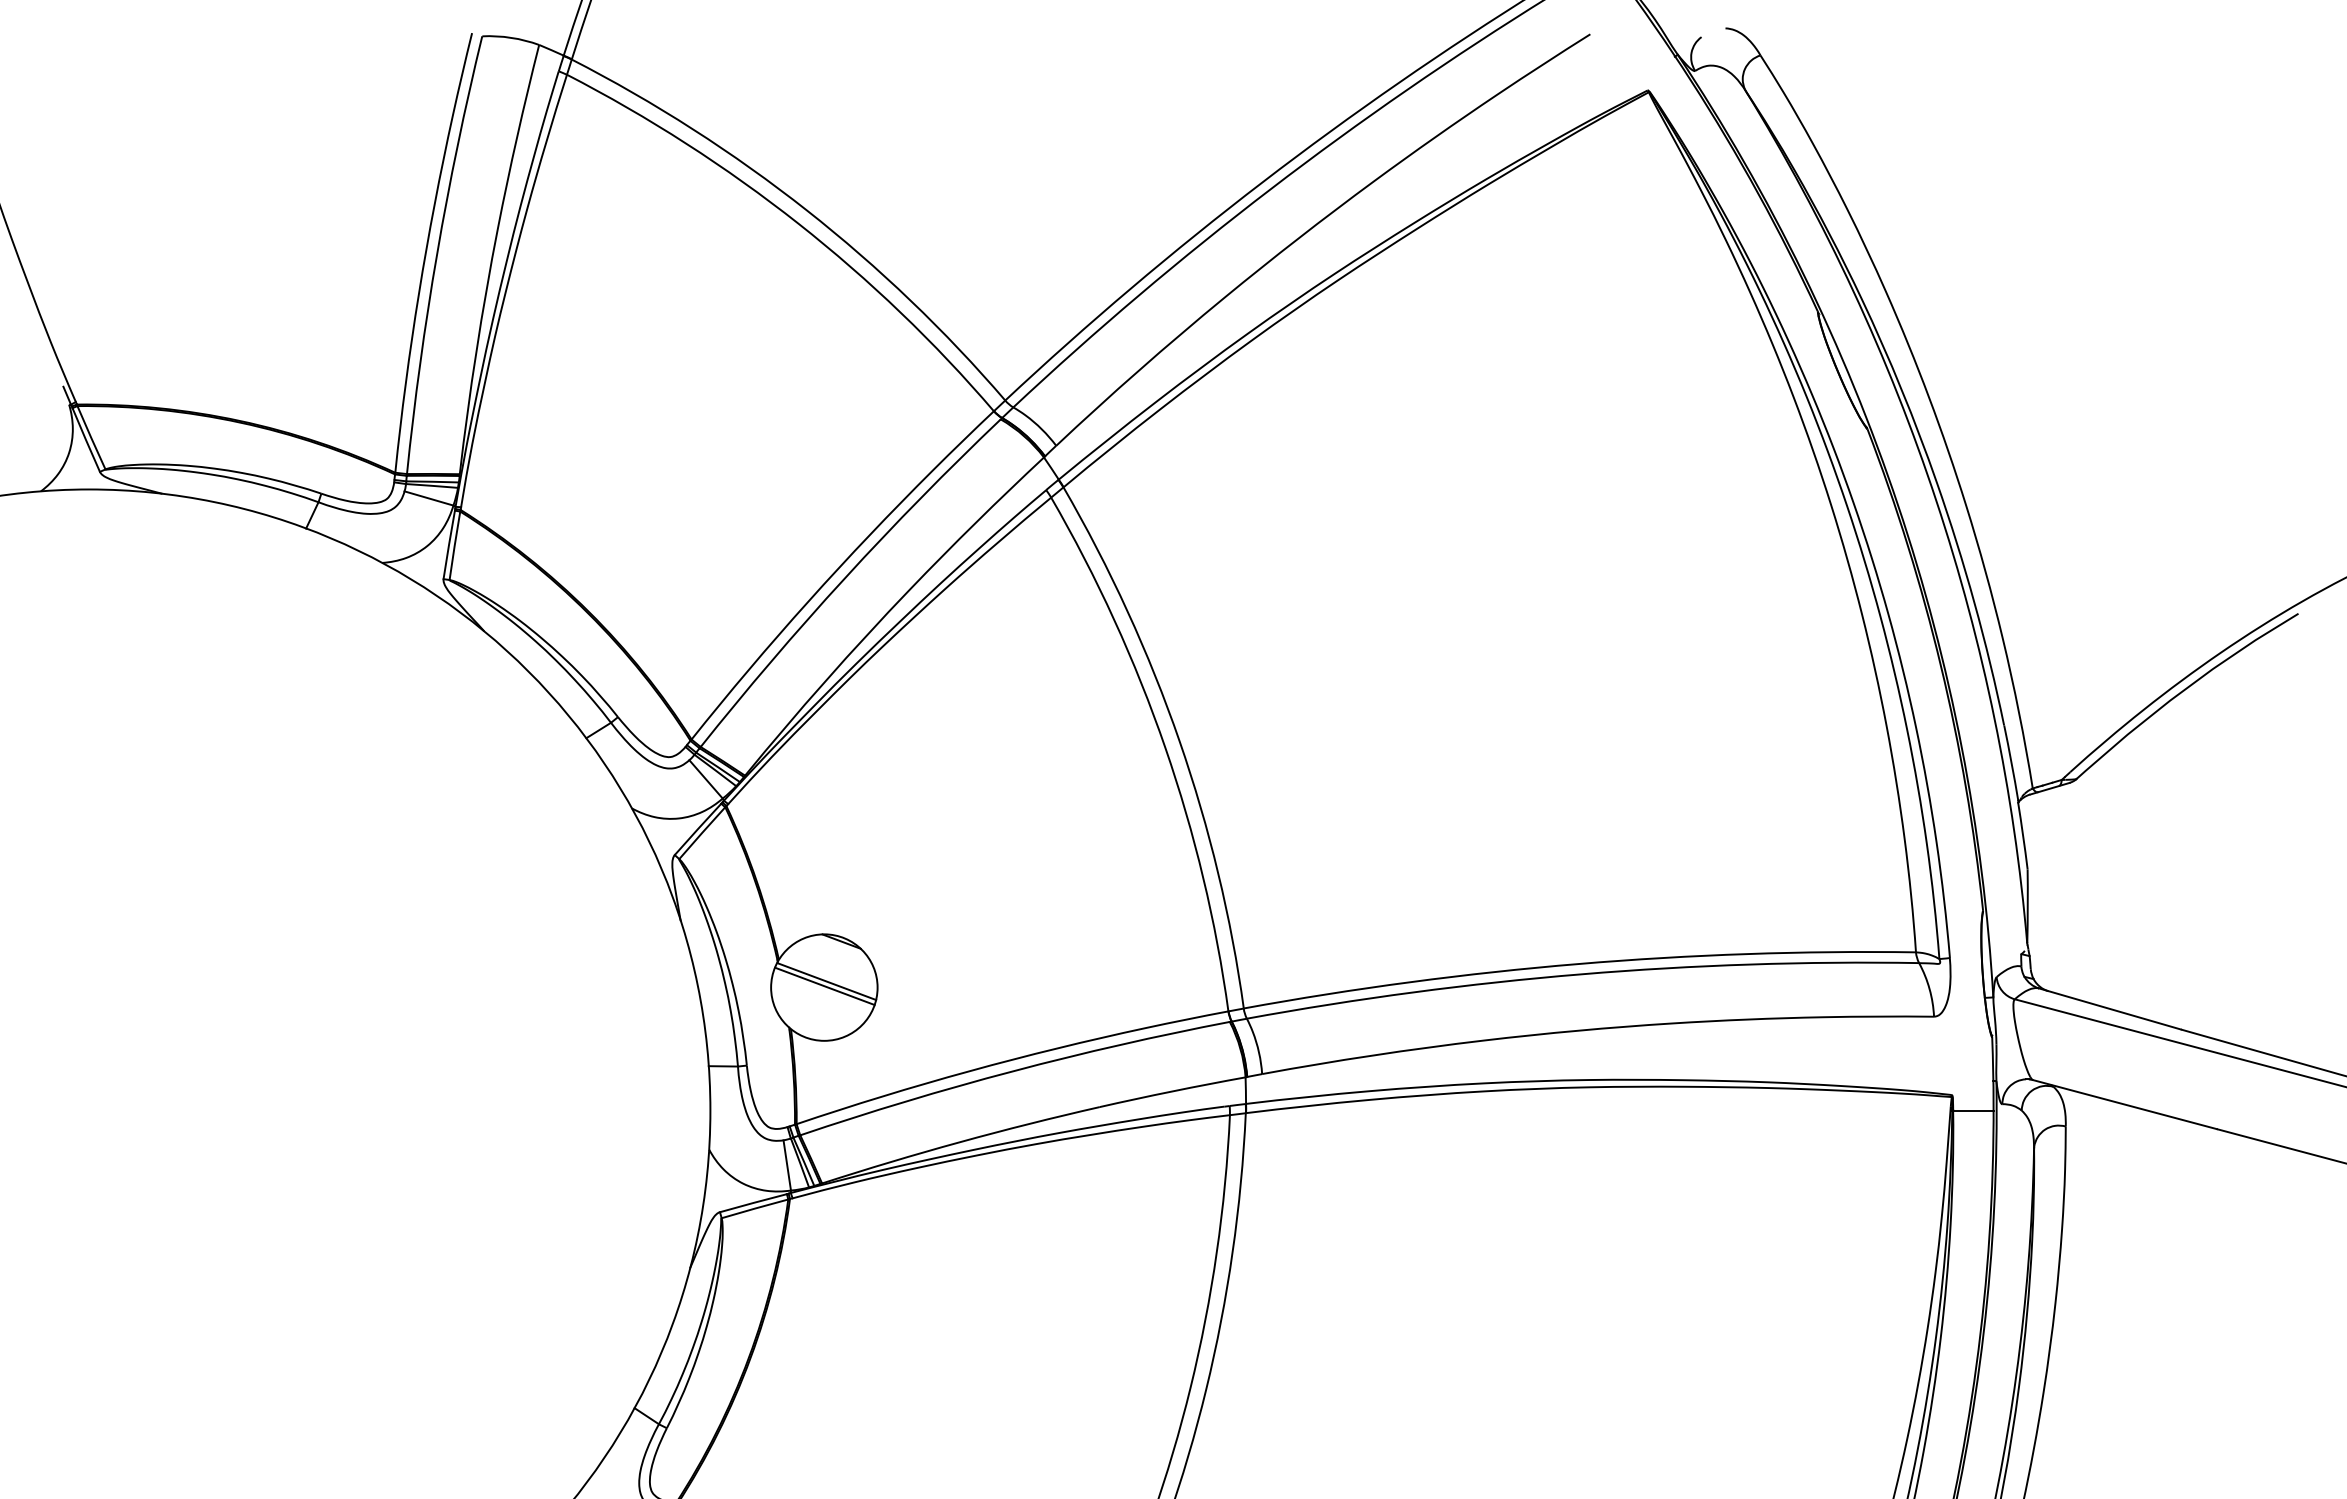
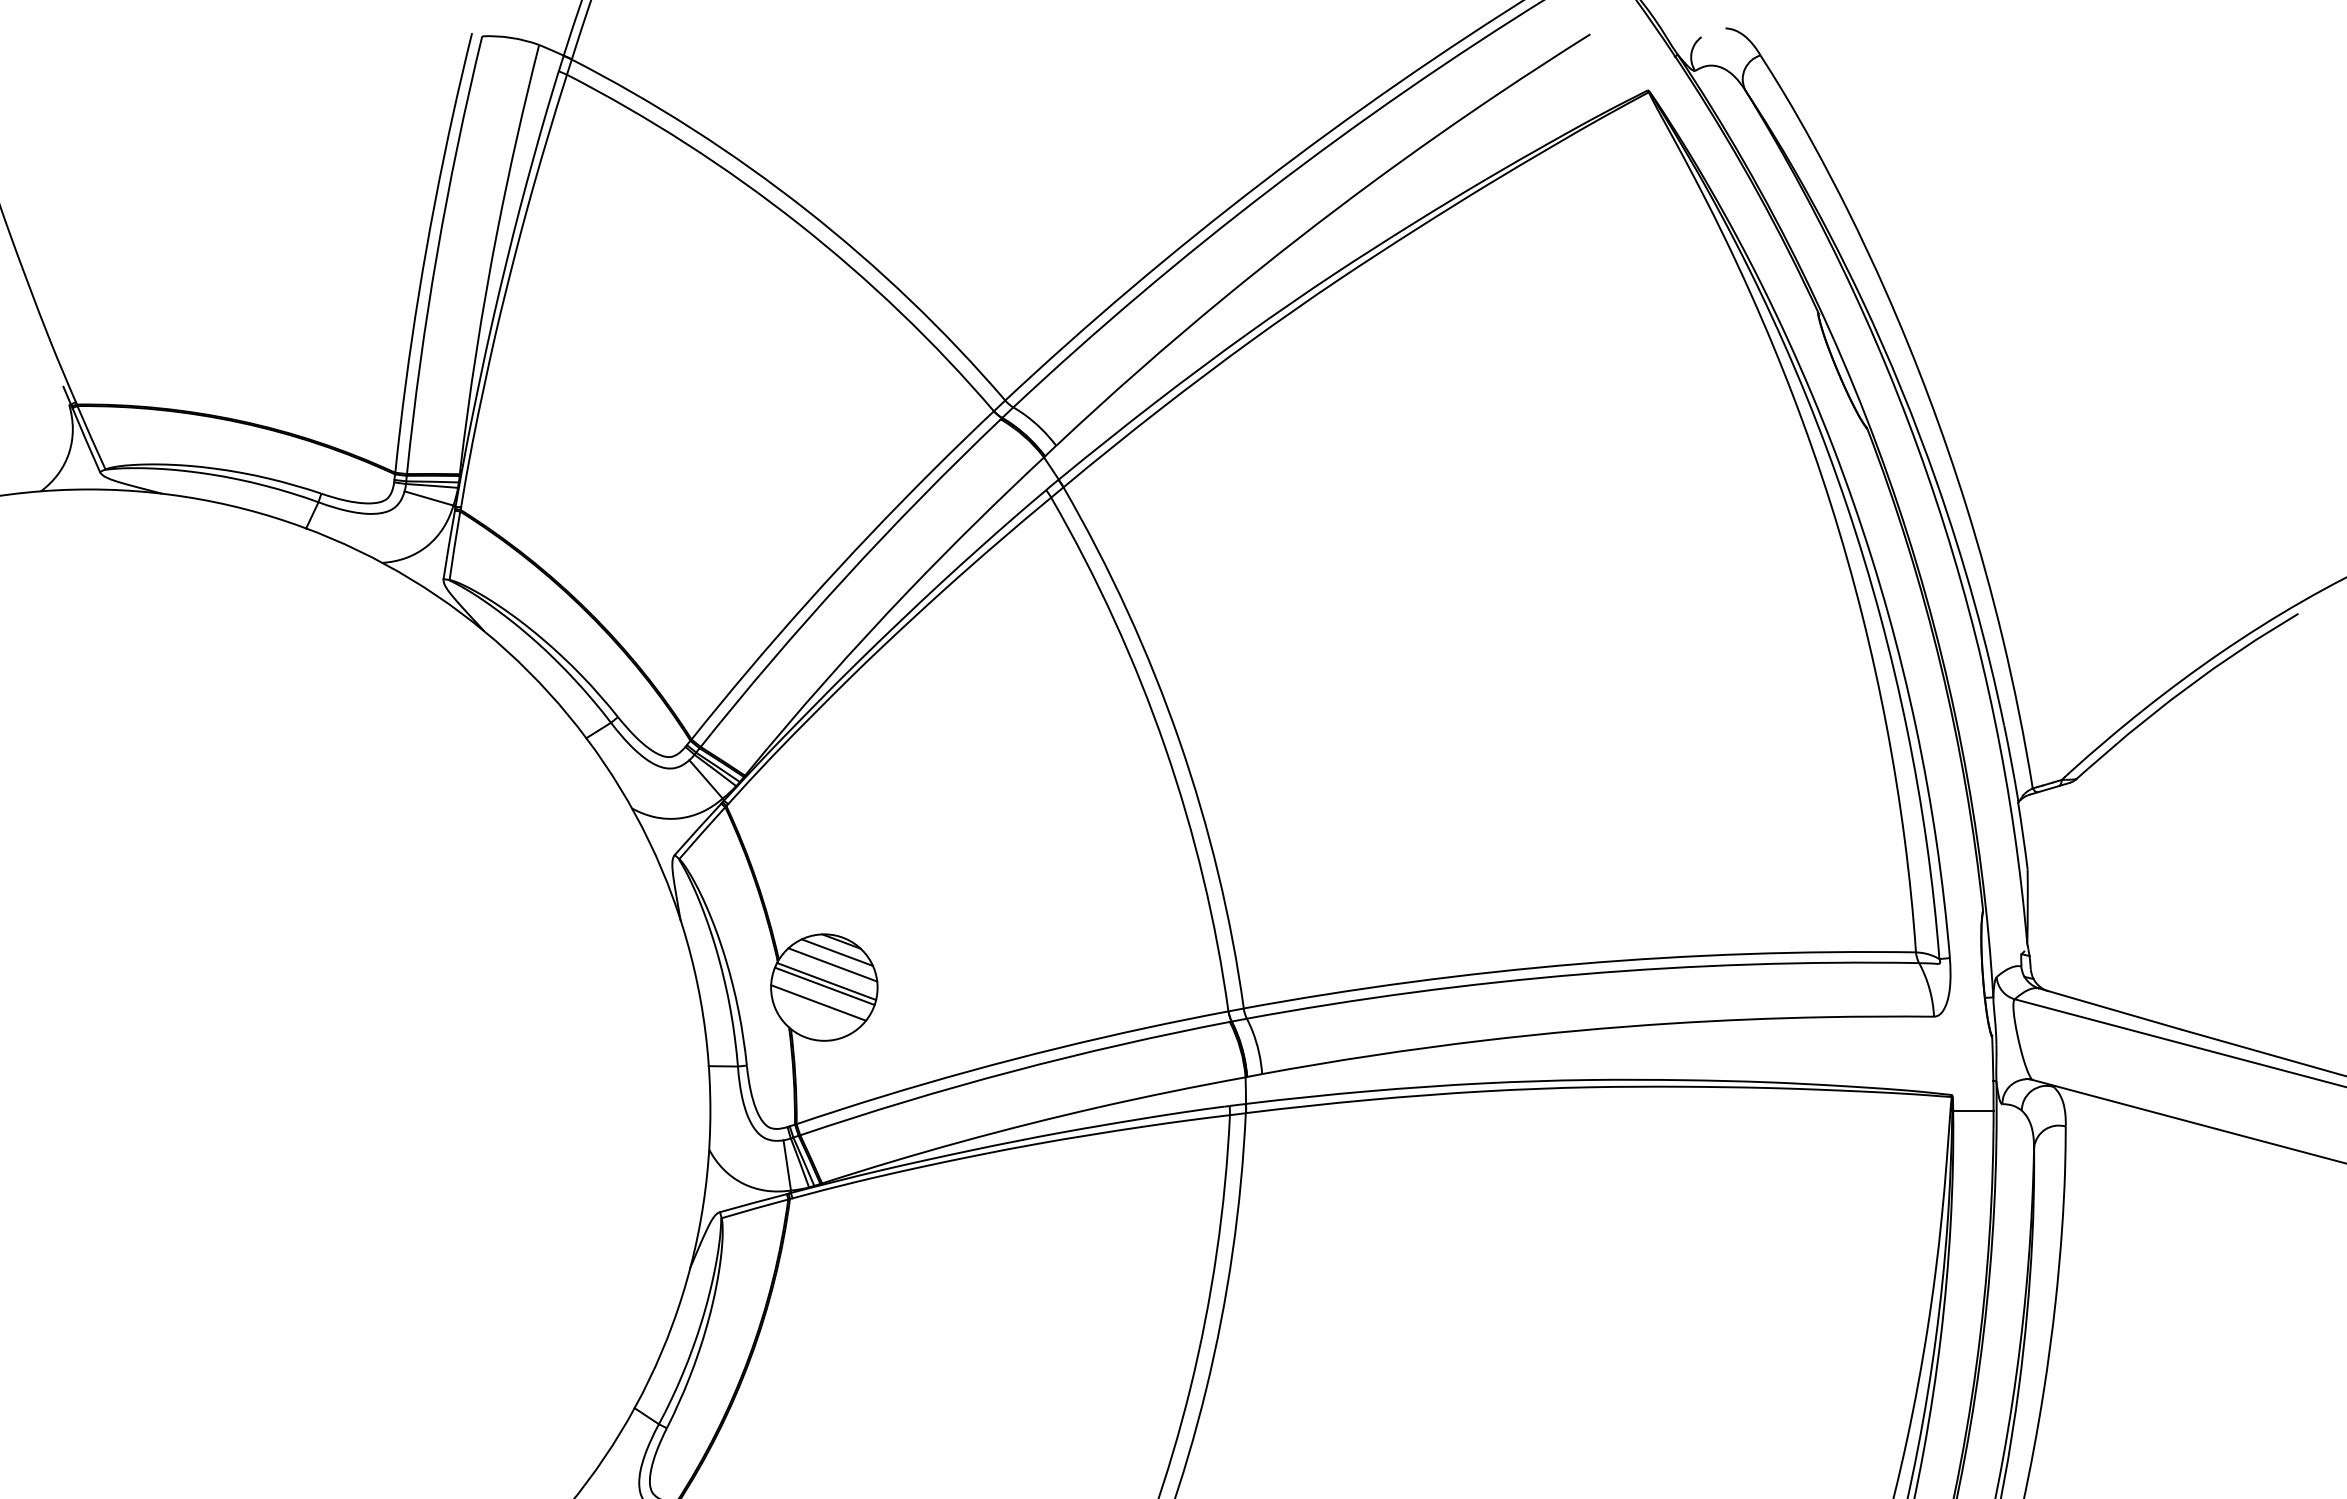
line: none -> present (836, 952)
line: none -> present (832, 964)
line: none -> present (818, 1002)
